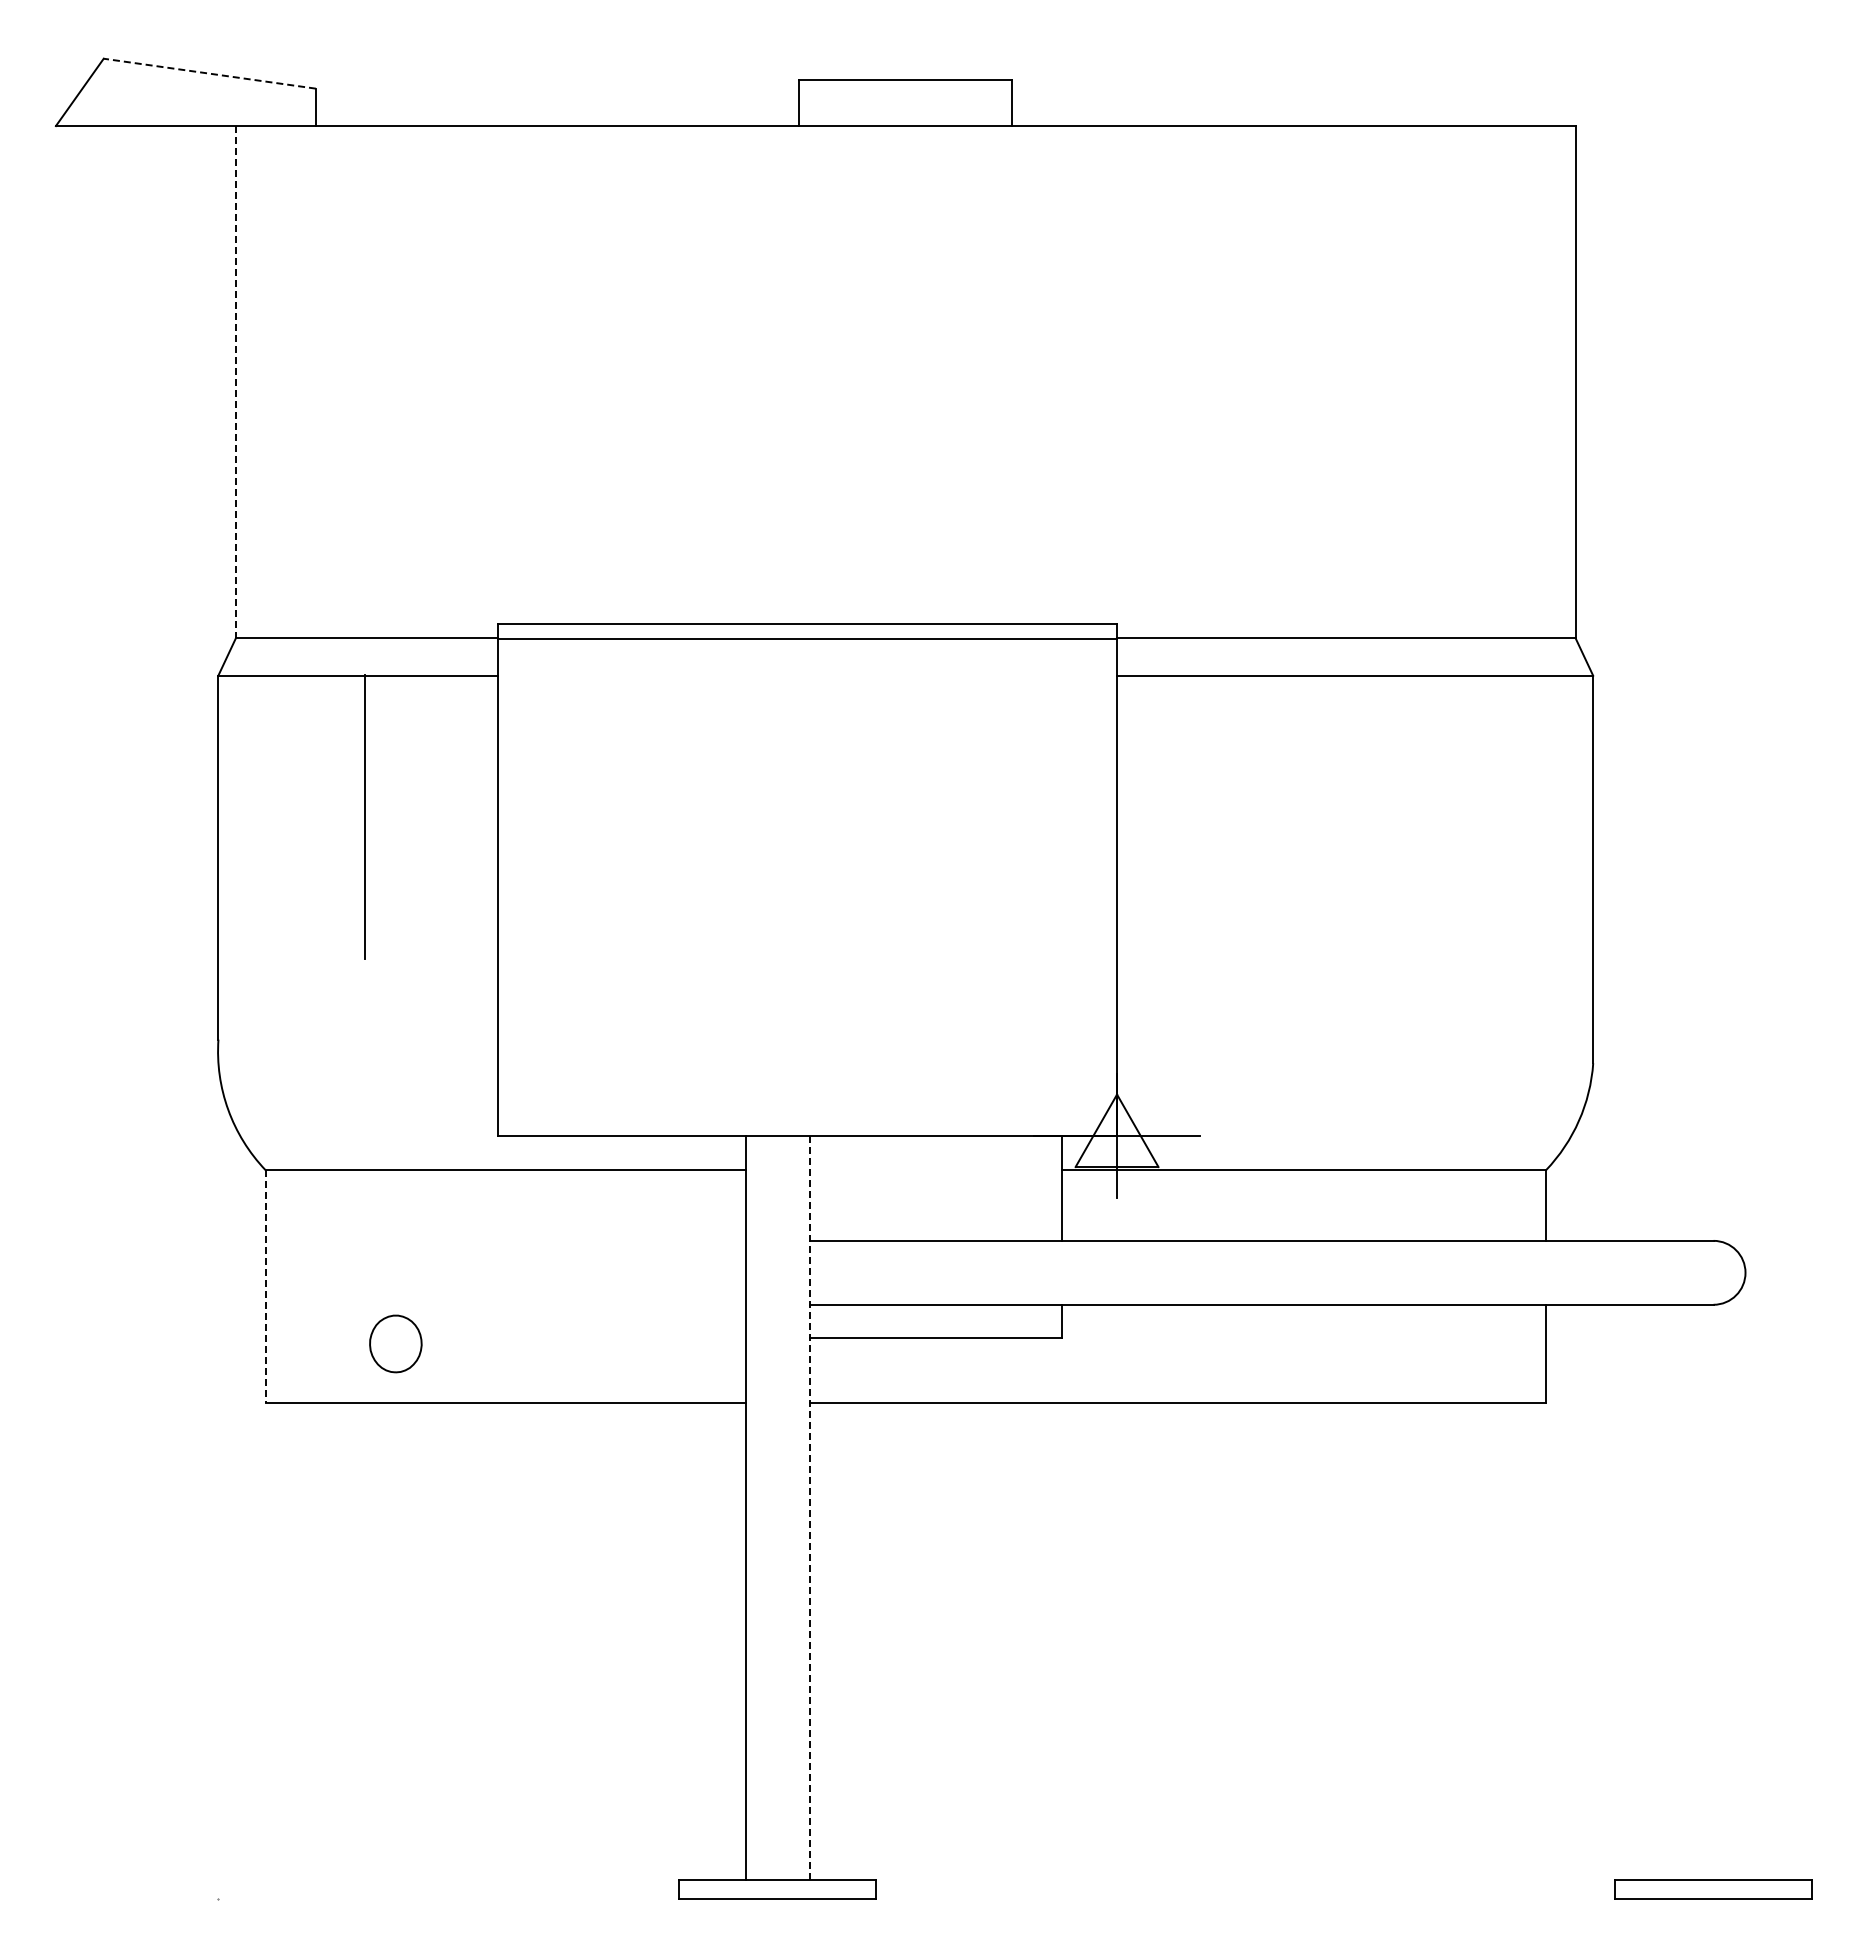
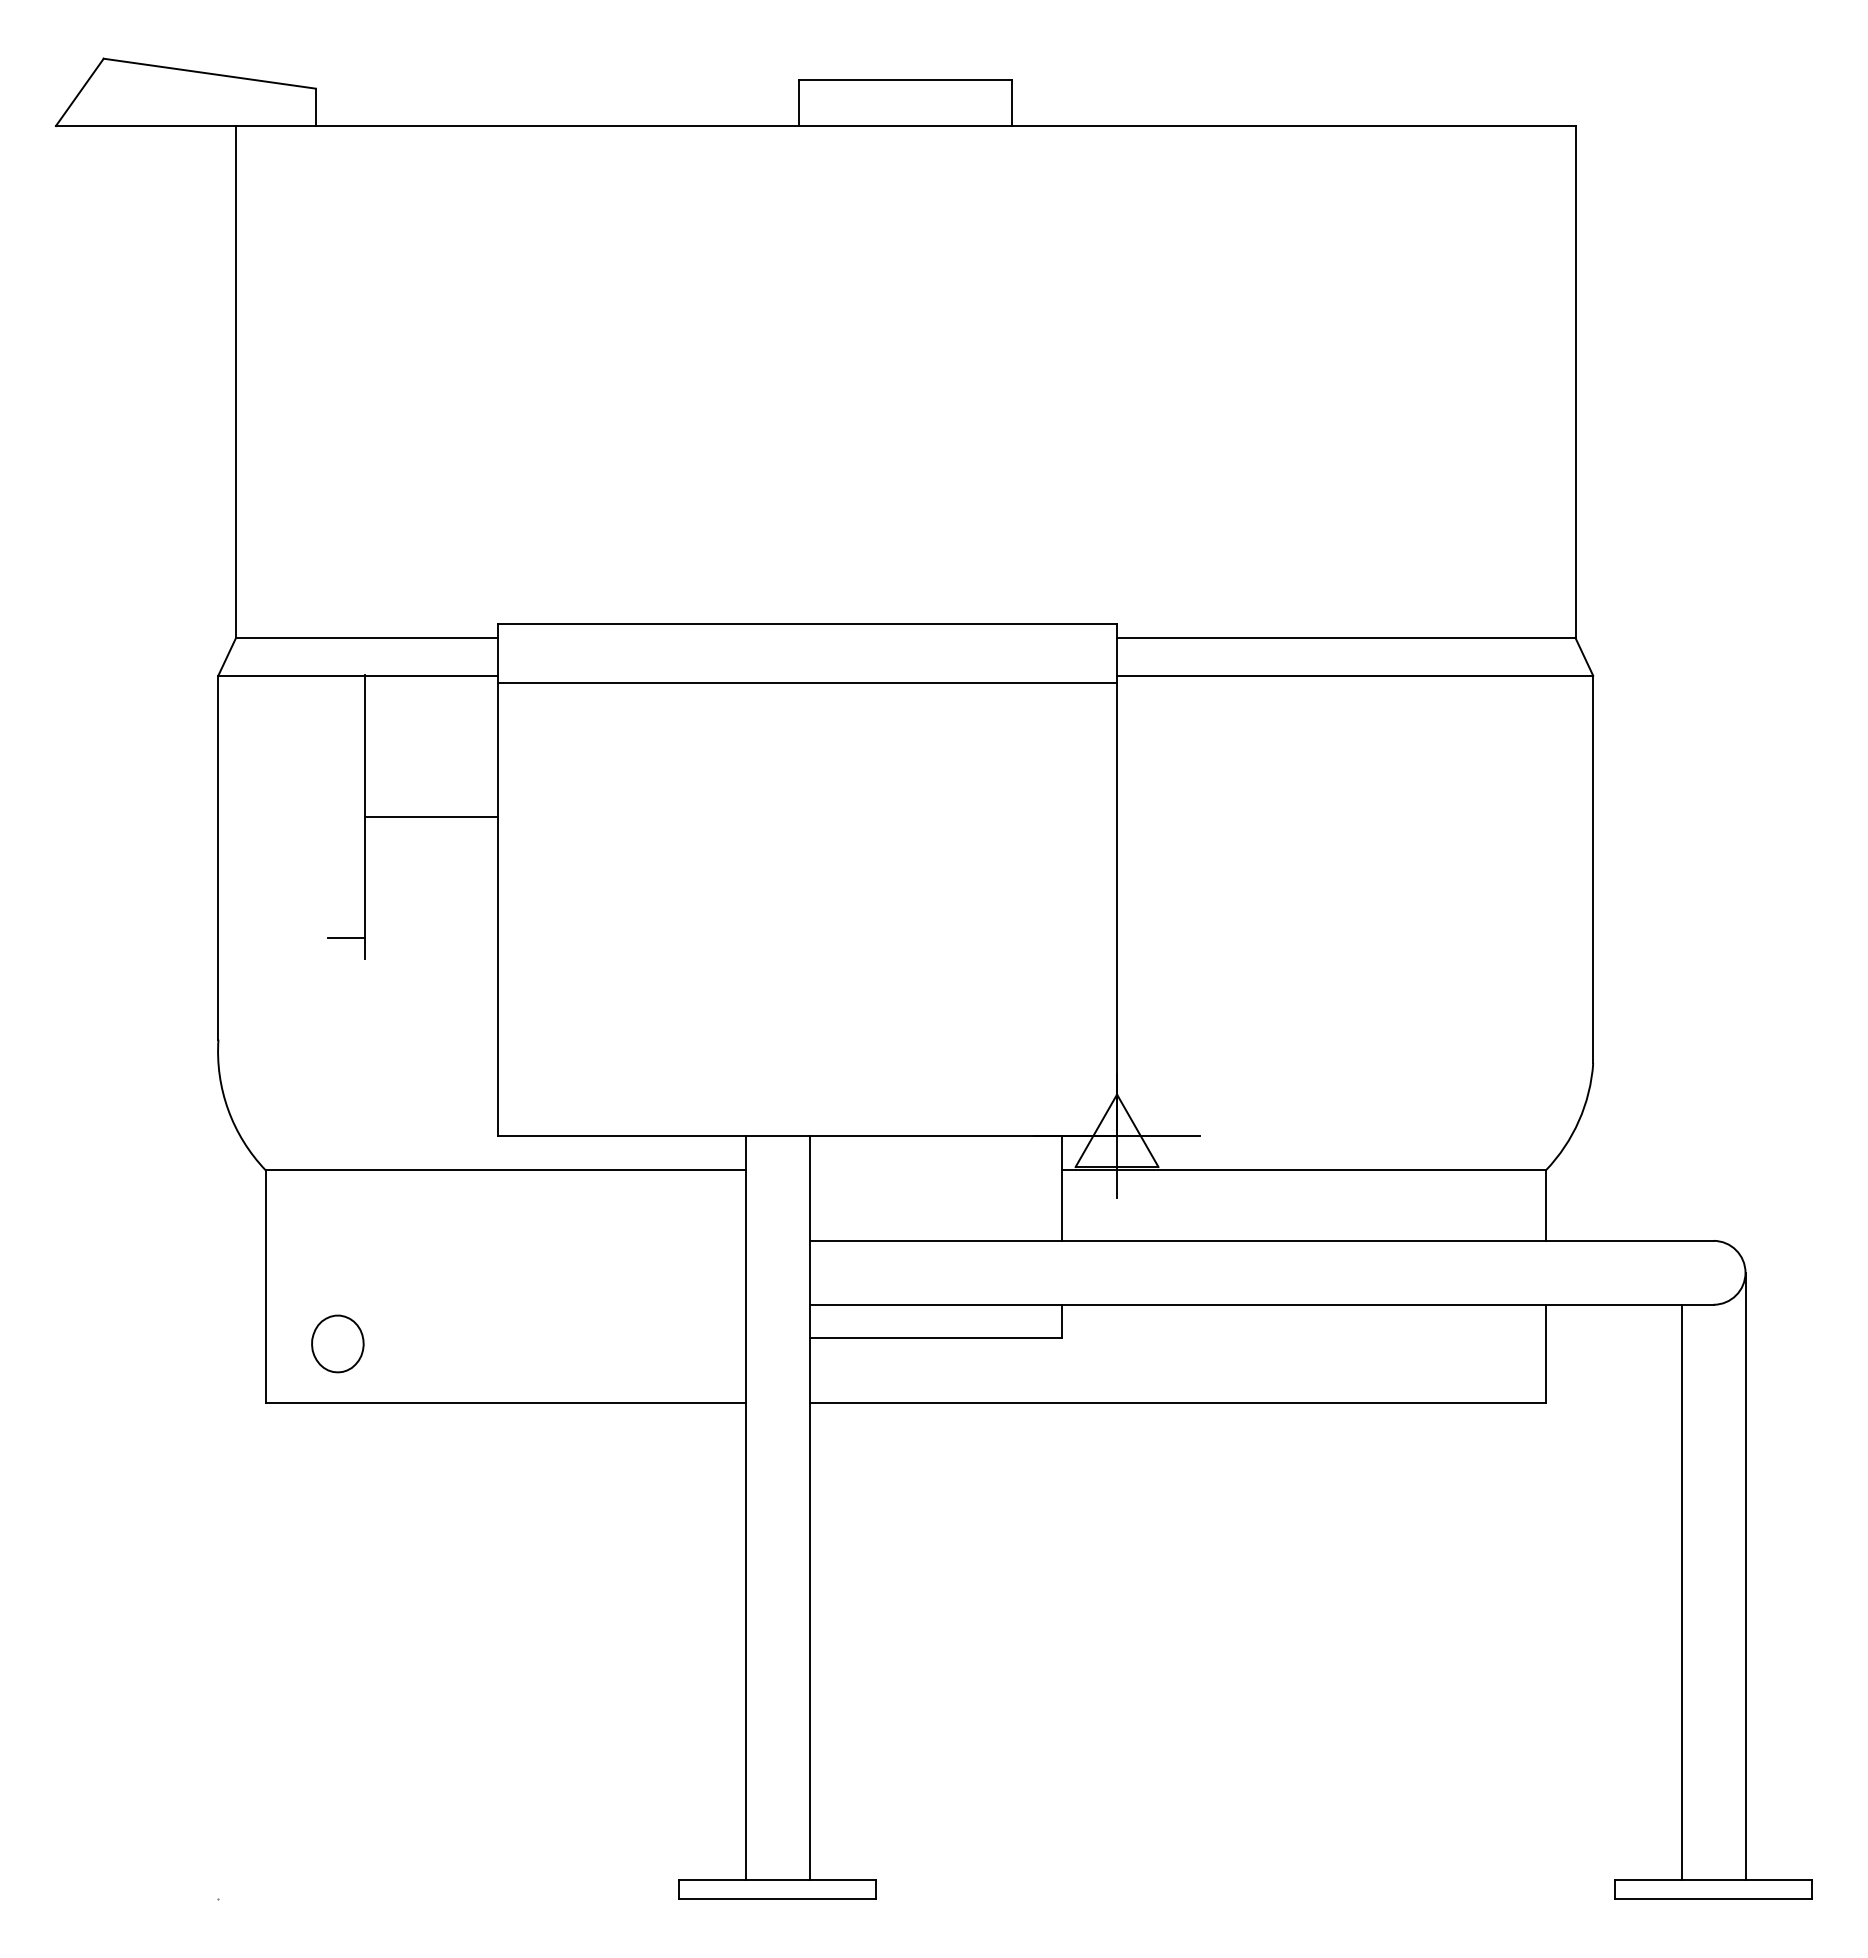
line: dashed -> solid (209, 73)
line: dashed -> solid (235, 382)
line position: (807, 638) -> (807, 682) (807, 682)
line: none -> present (430, 817)
line: none -> present (346, 938)
line: dashed -> solid (265, 1287)
part position: (395, 1343) -> (337, 1343) (337, 1343)
line: dashed -> solid (809, 1507)
line: none -> present (1745, 1575)
line: none -> present (1681, 1591)
